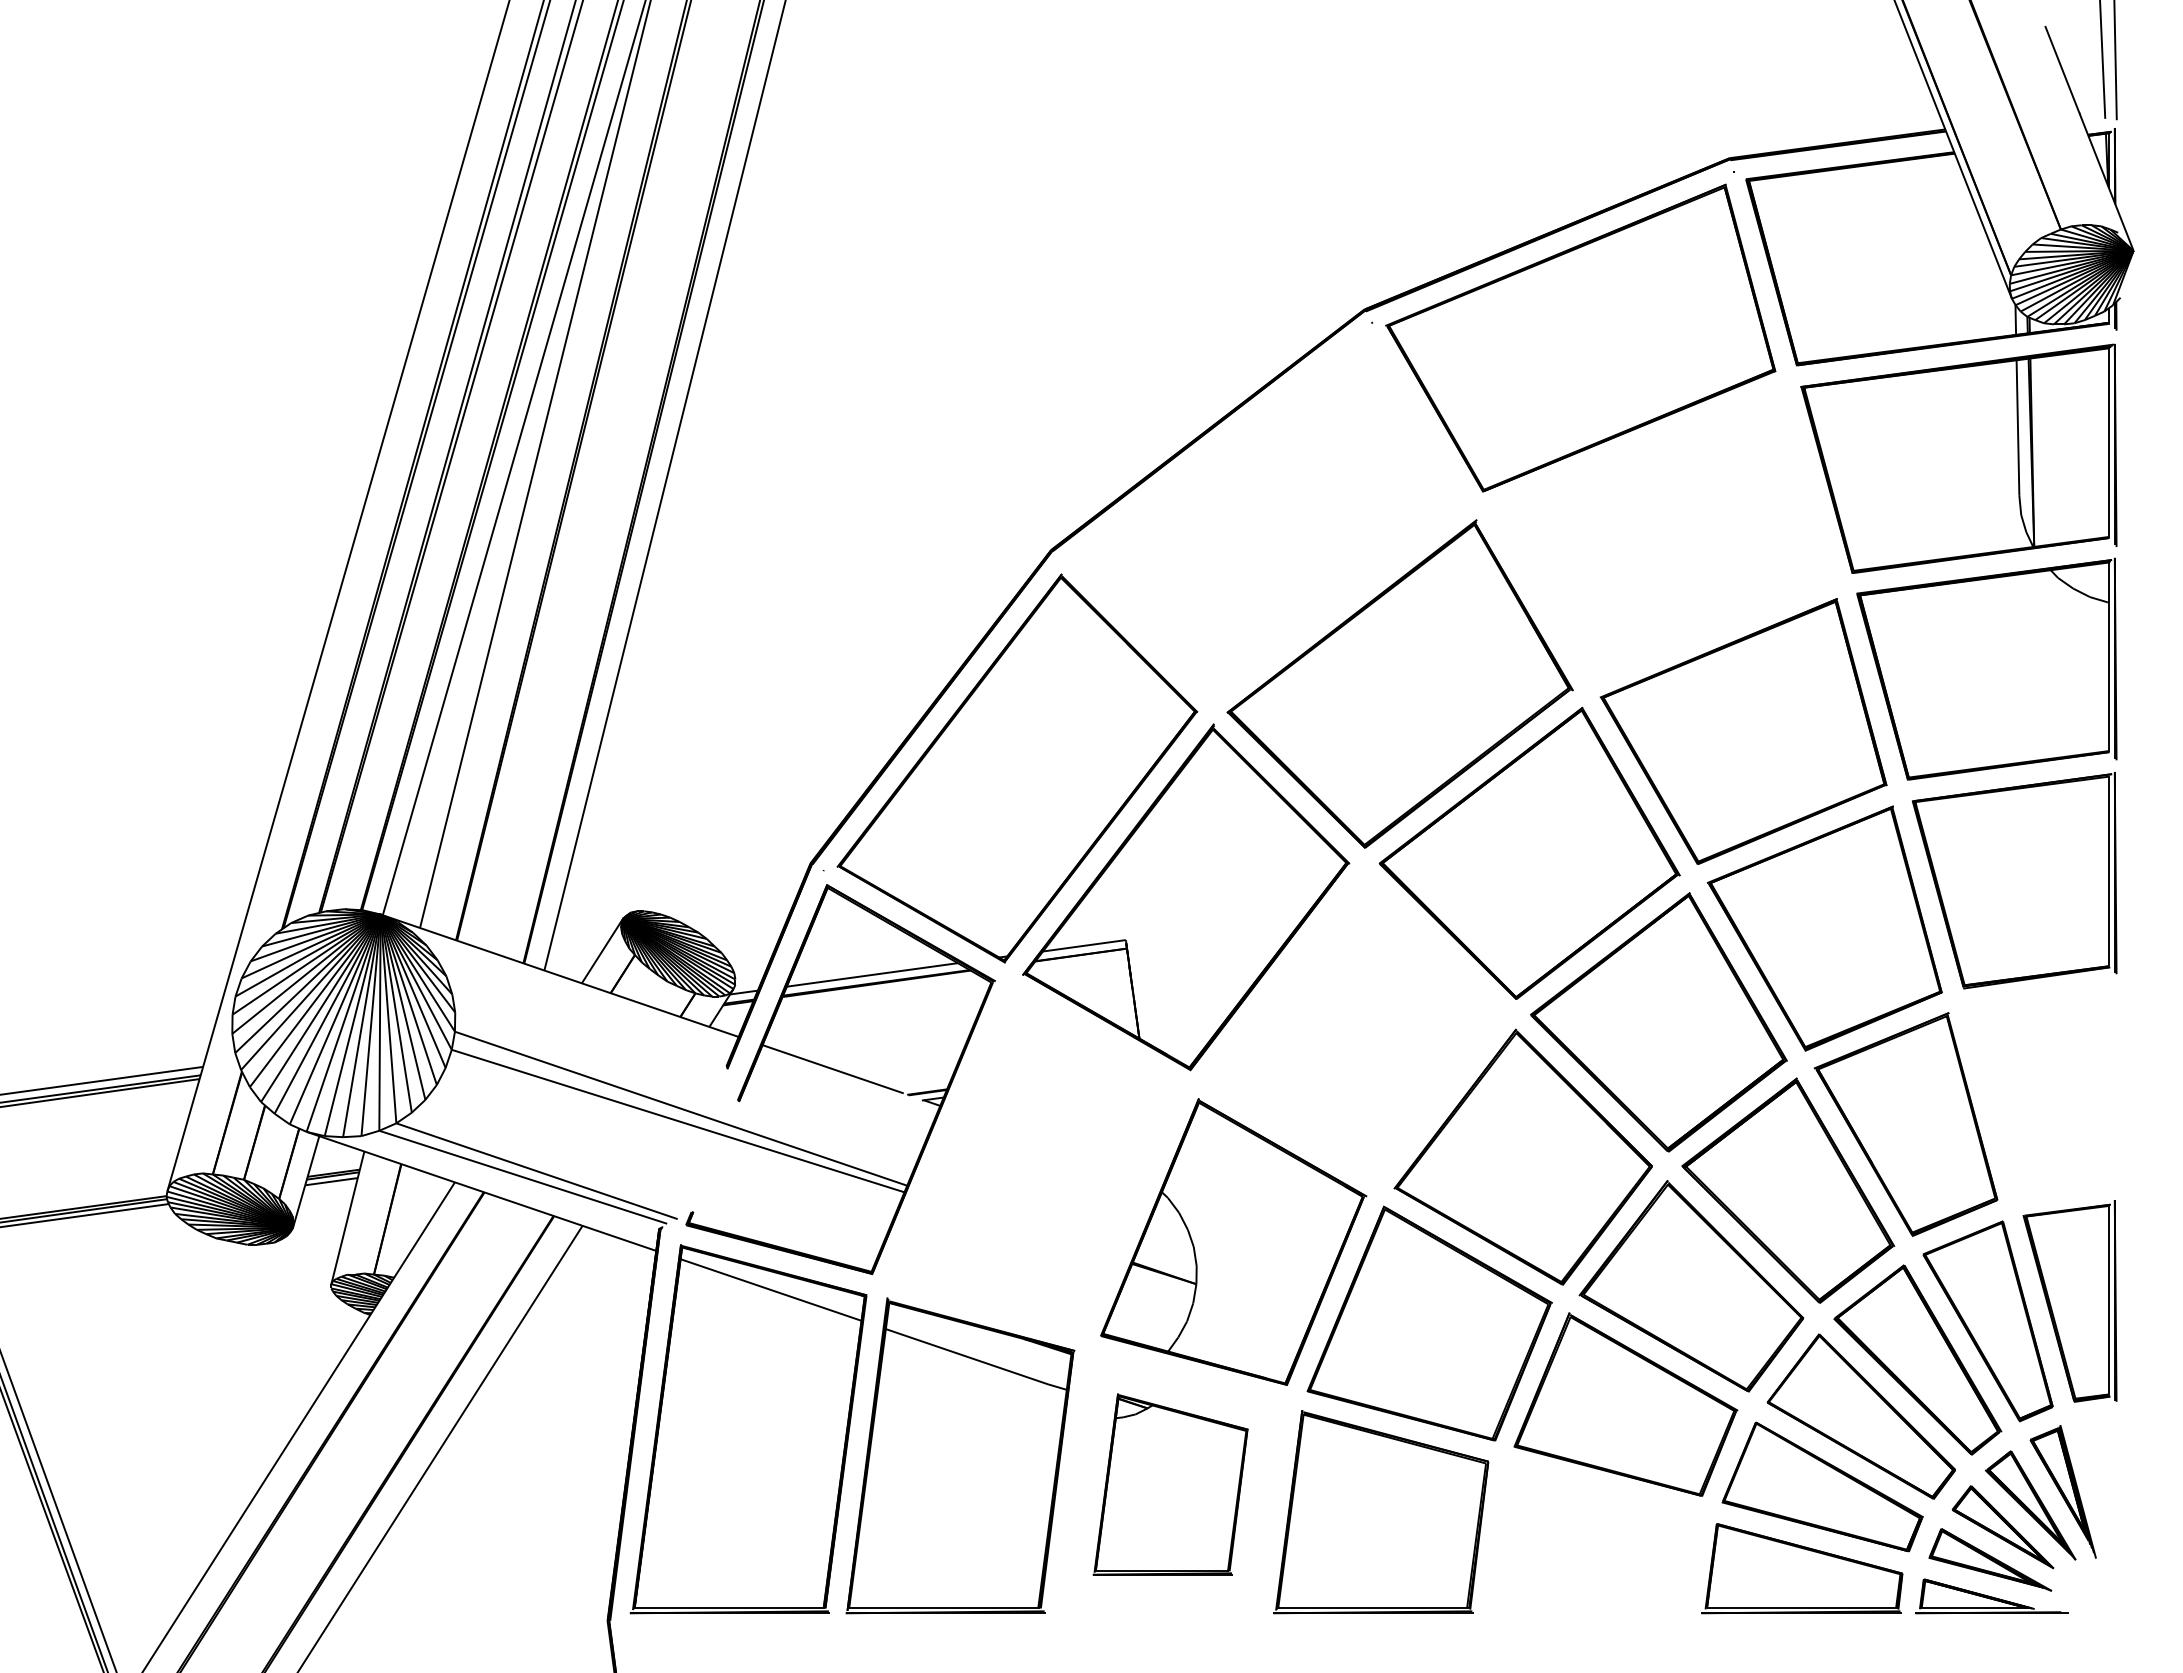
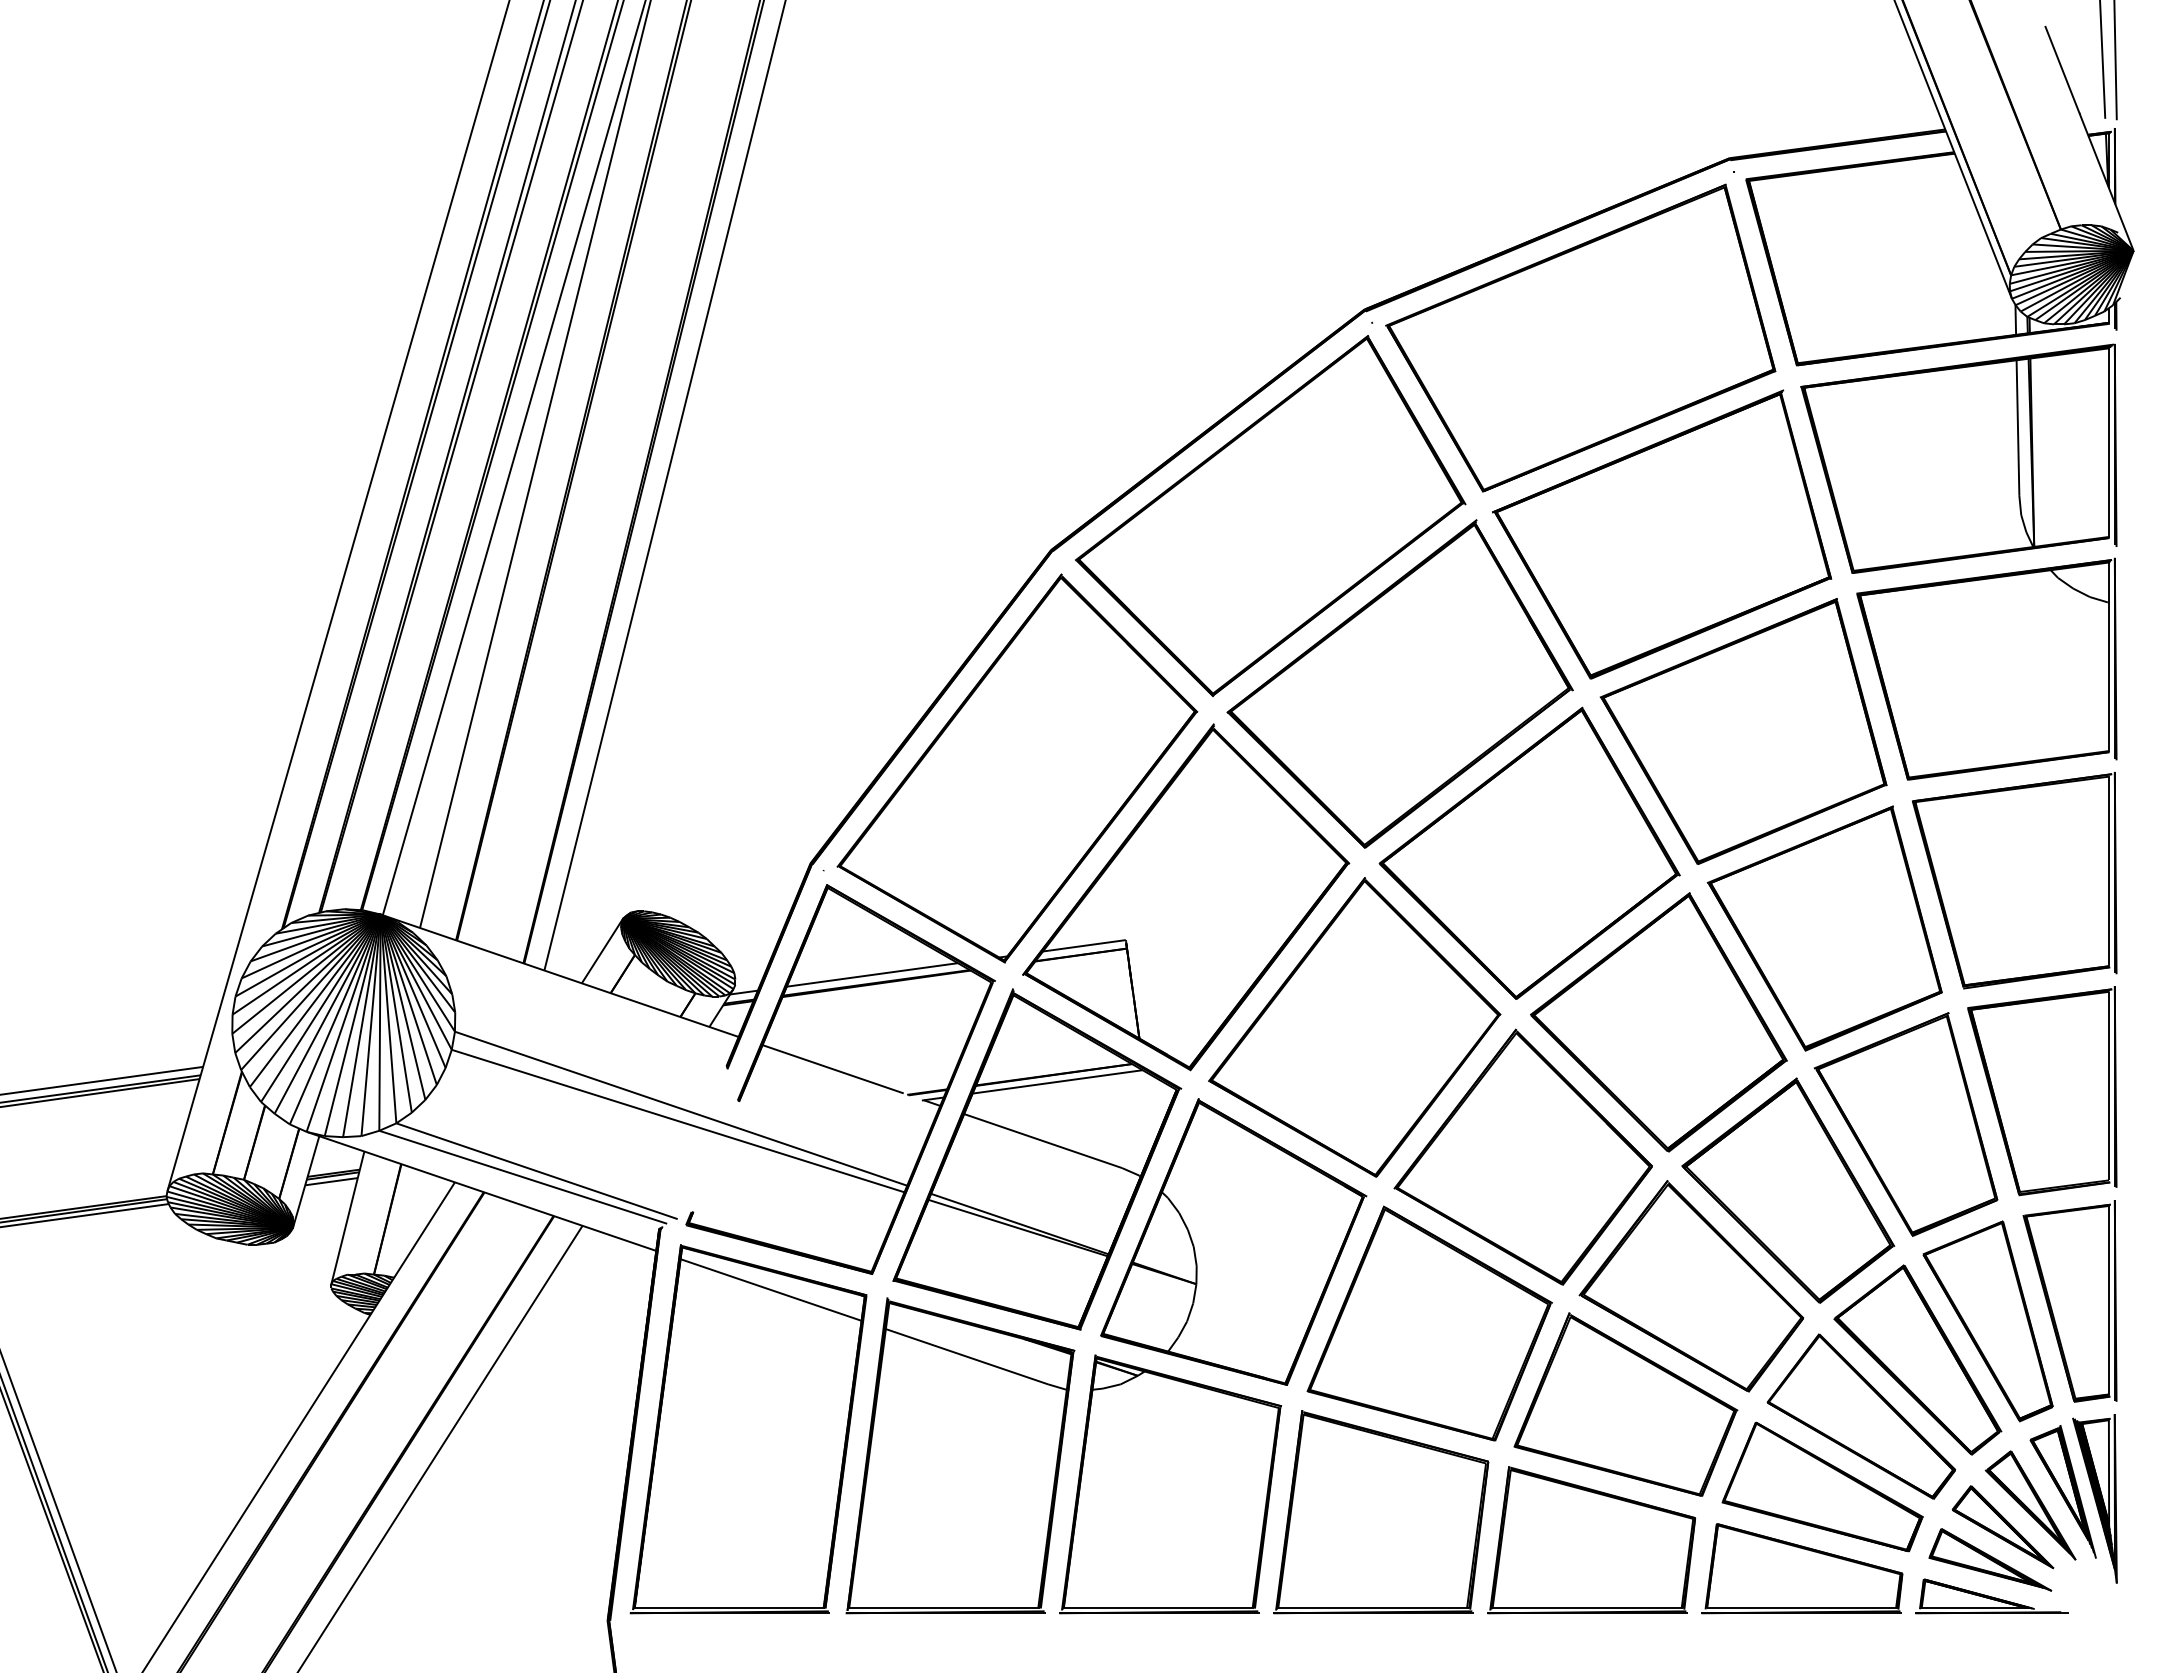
part: none -> present (1270, 515)
part: none -> present (1662, 534)
part: none -> present (1354, 1027)
part: none -> present (2042, 1091)
part: none -> present (1037, 1159)
part size: 157x183 px -> 223x261 px (1170, 1484)
part: none -> present (2094, 1498)
part: none -> present (1591, 1540)
